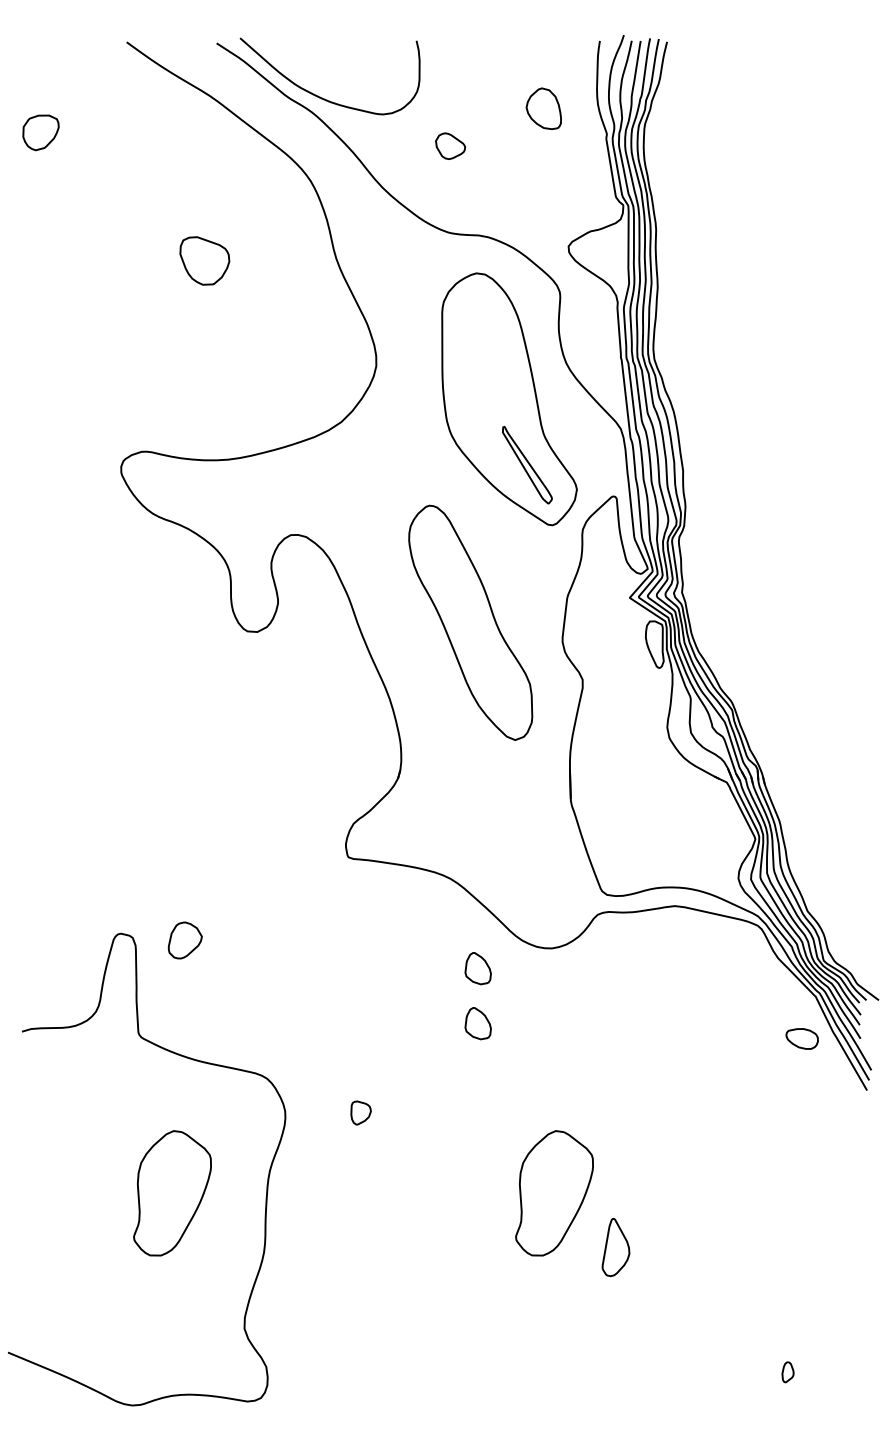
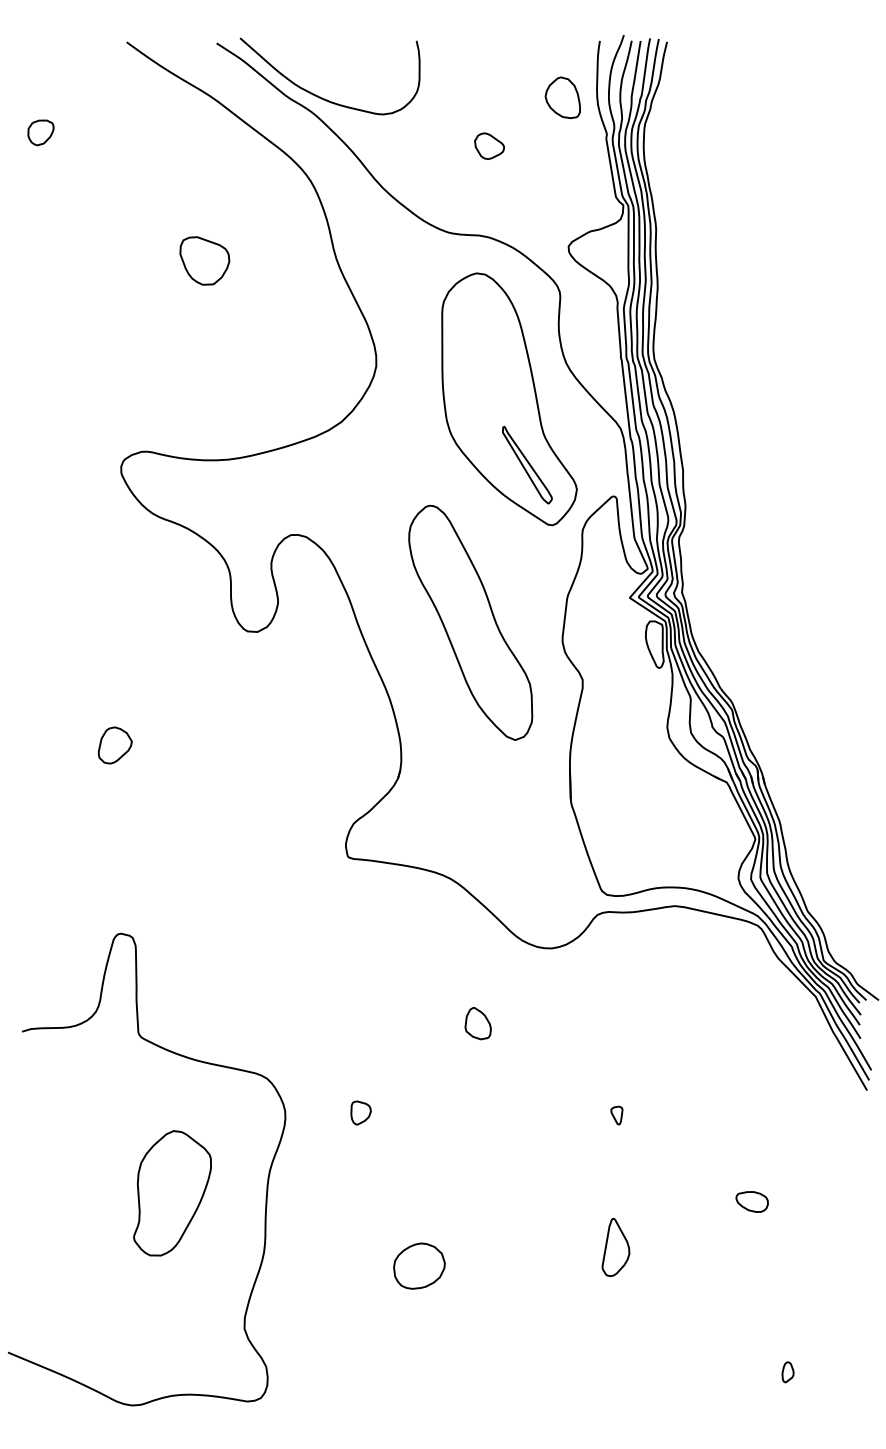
part position: (543, 108) -> (562, 97) (562, 97)
part size: 38x38 px -> 28x28 px (40, 132)
part position: (450, 145) -> (489, 145) (489, 145)
part position: (184, 940) -> (114, 745) (114, 745)
part: present -> none (477, 968)
part position: (801, 1038) -> (751, 1201) (751, 1201)
part: none -> present (616, 1115)
part: present -> none (554, 1193)
part: none -> present (419, 1265)
